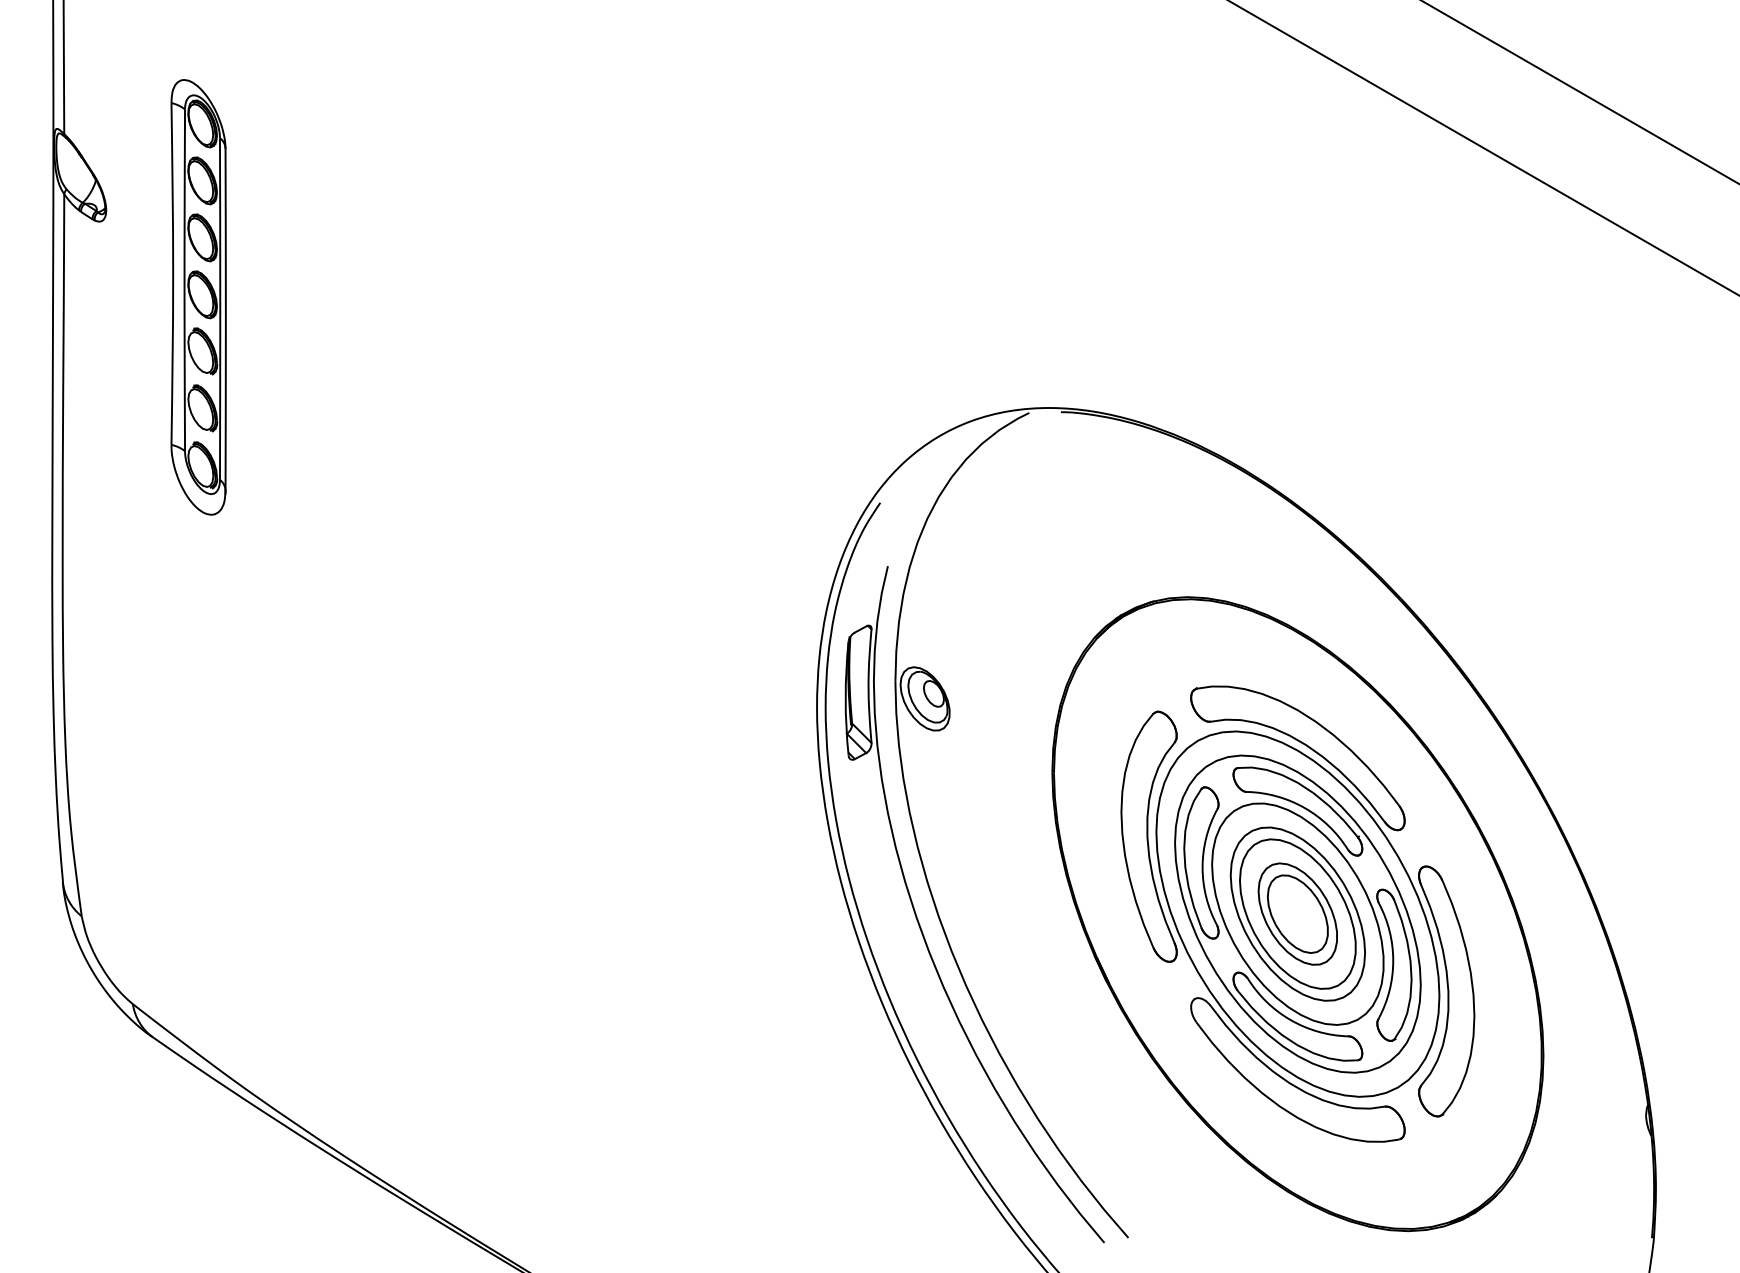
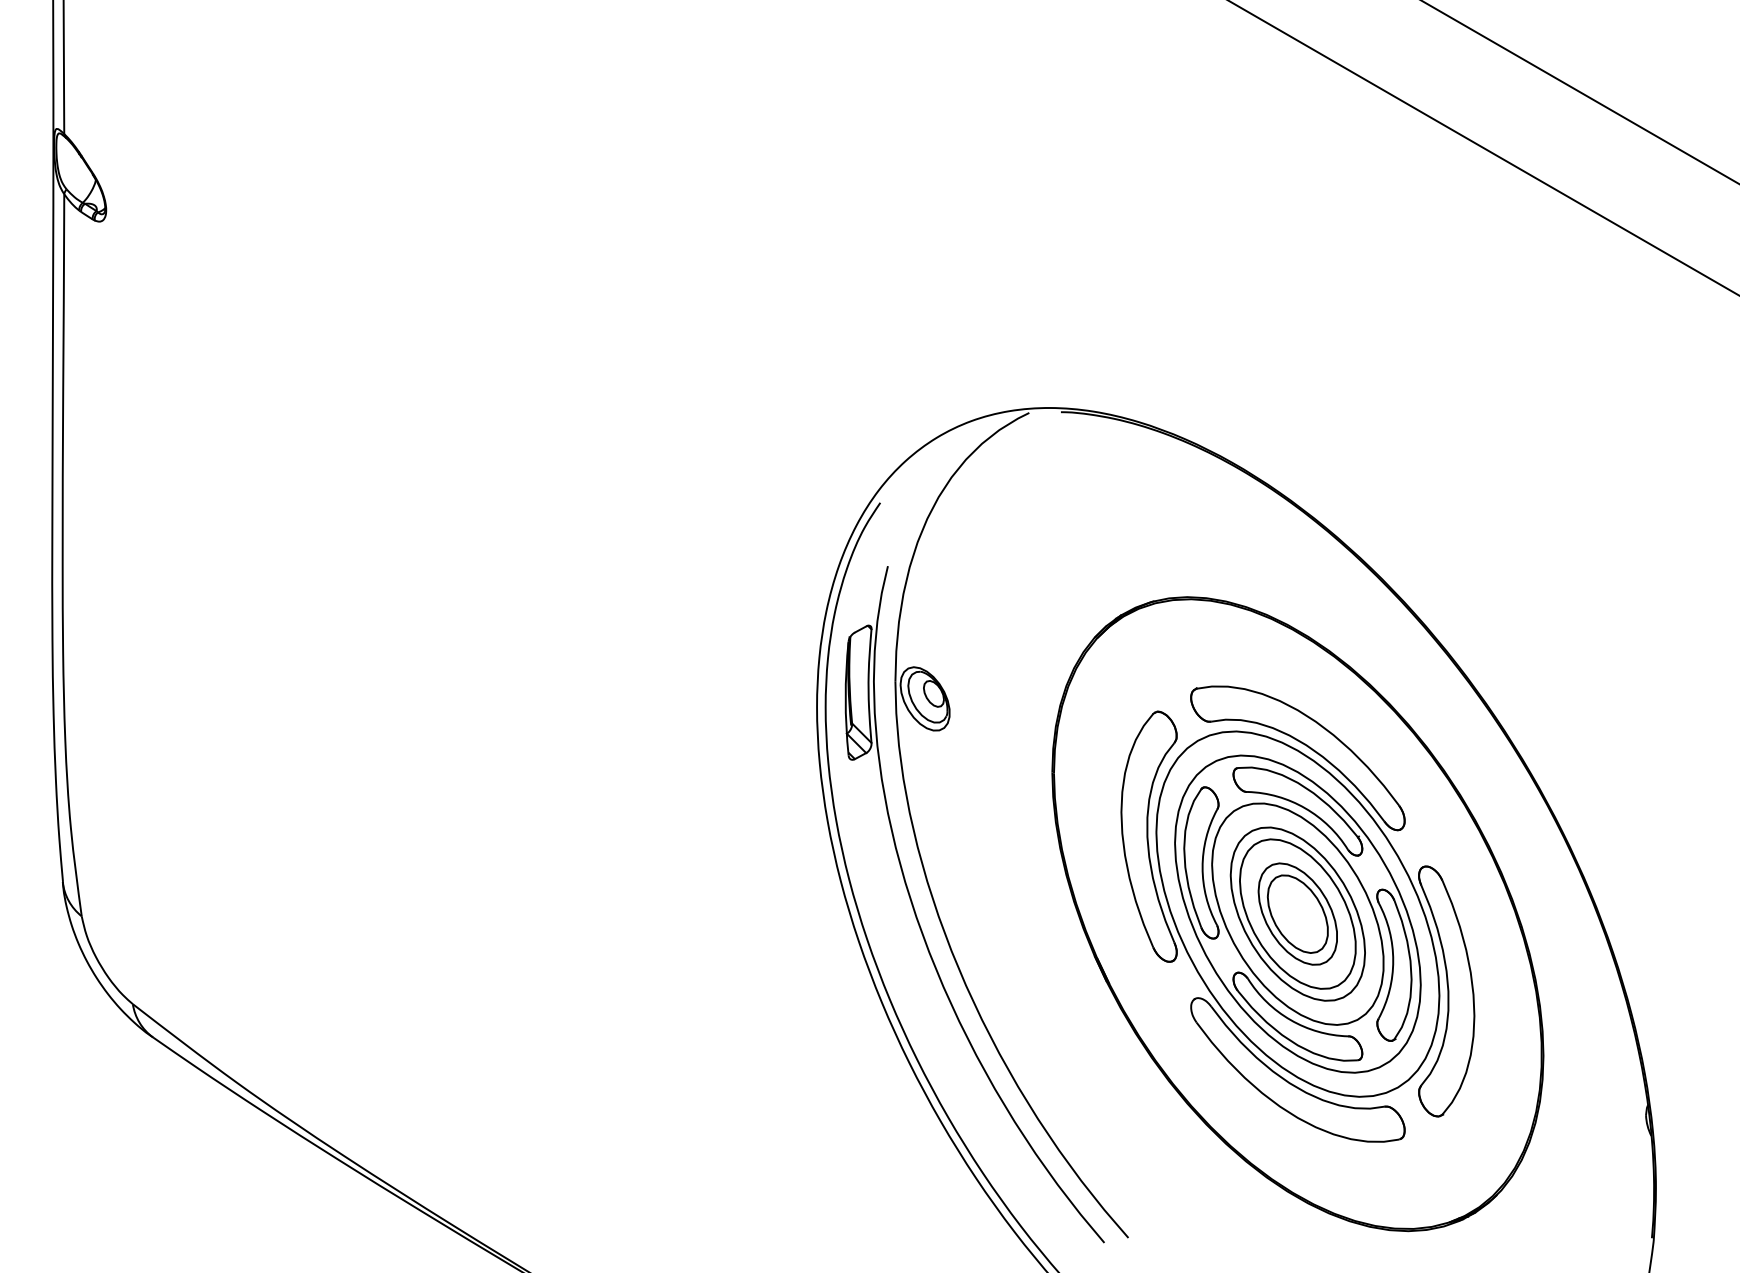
part: present -> none (198, 297)
